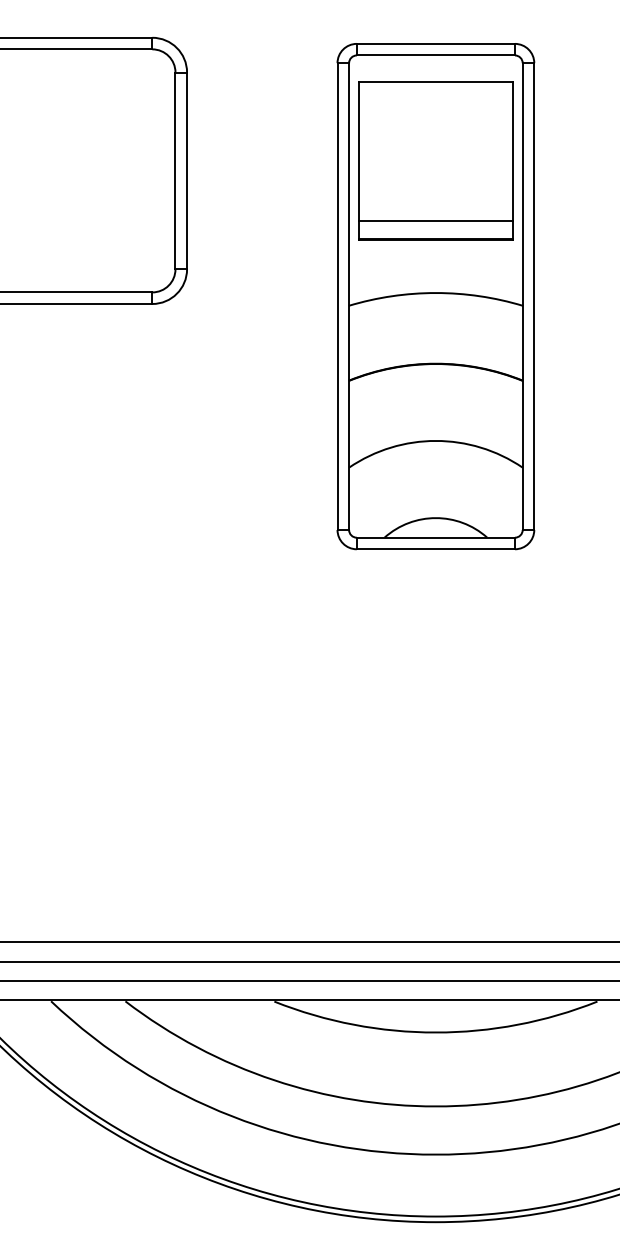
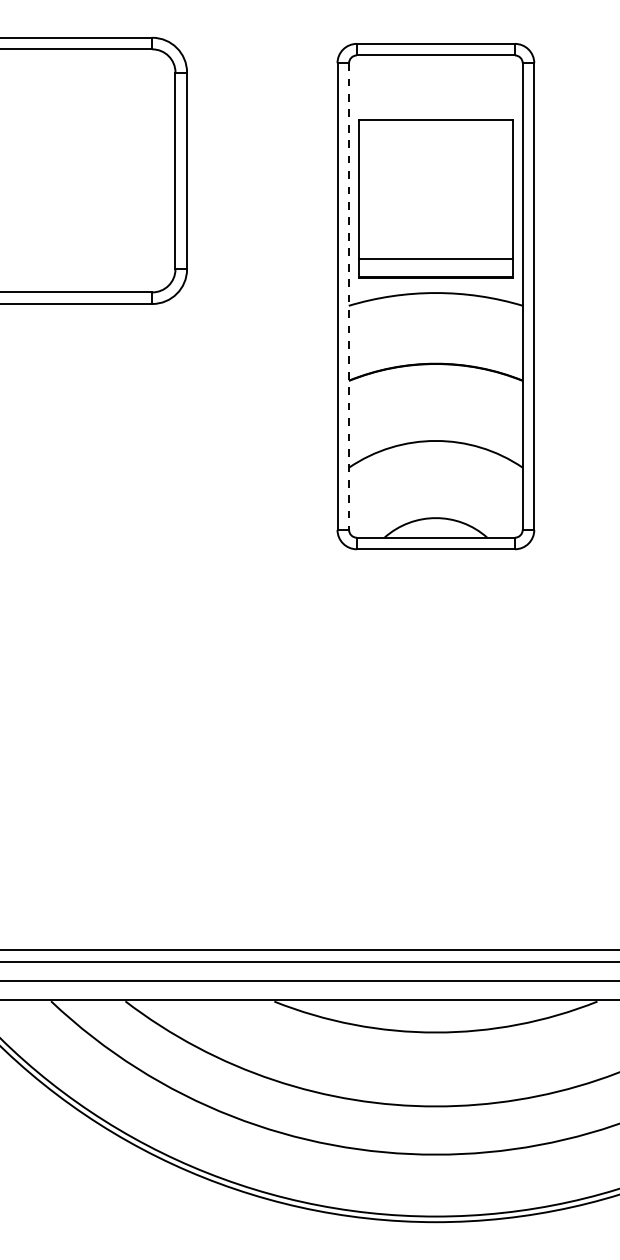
part position: (435, 160) -> (435, 198) (435, 198)
line: solid -> dashed (349, 297)
line position: (309, 942) -> (309, 950) (309, 950)
